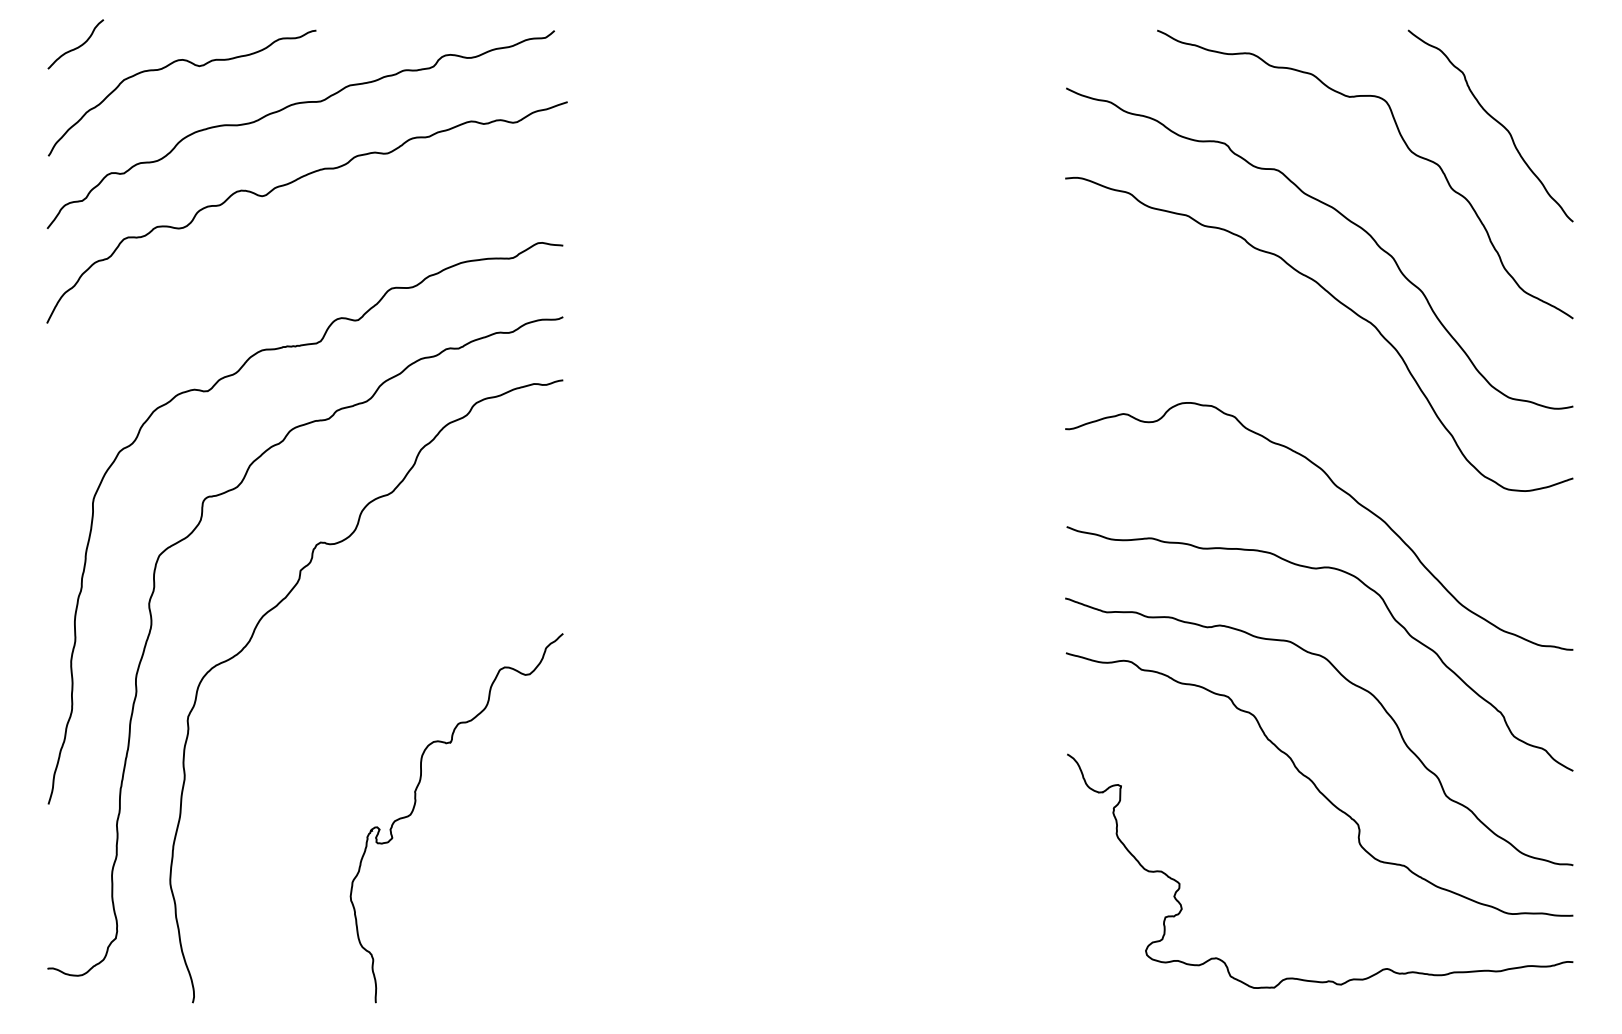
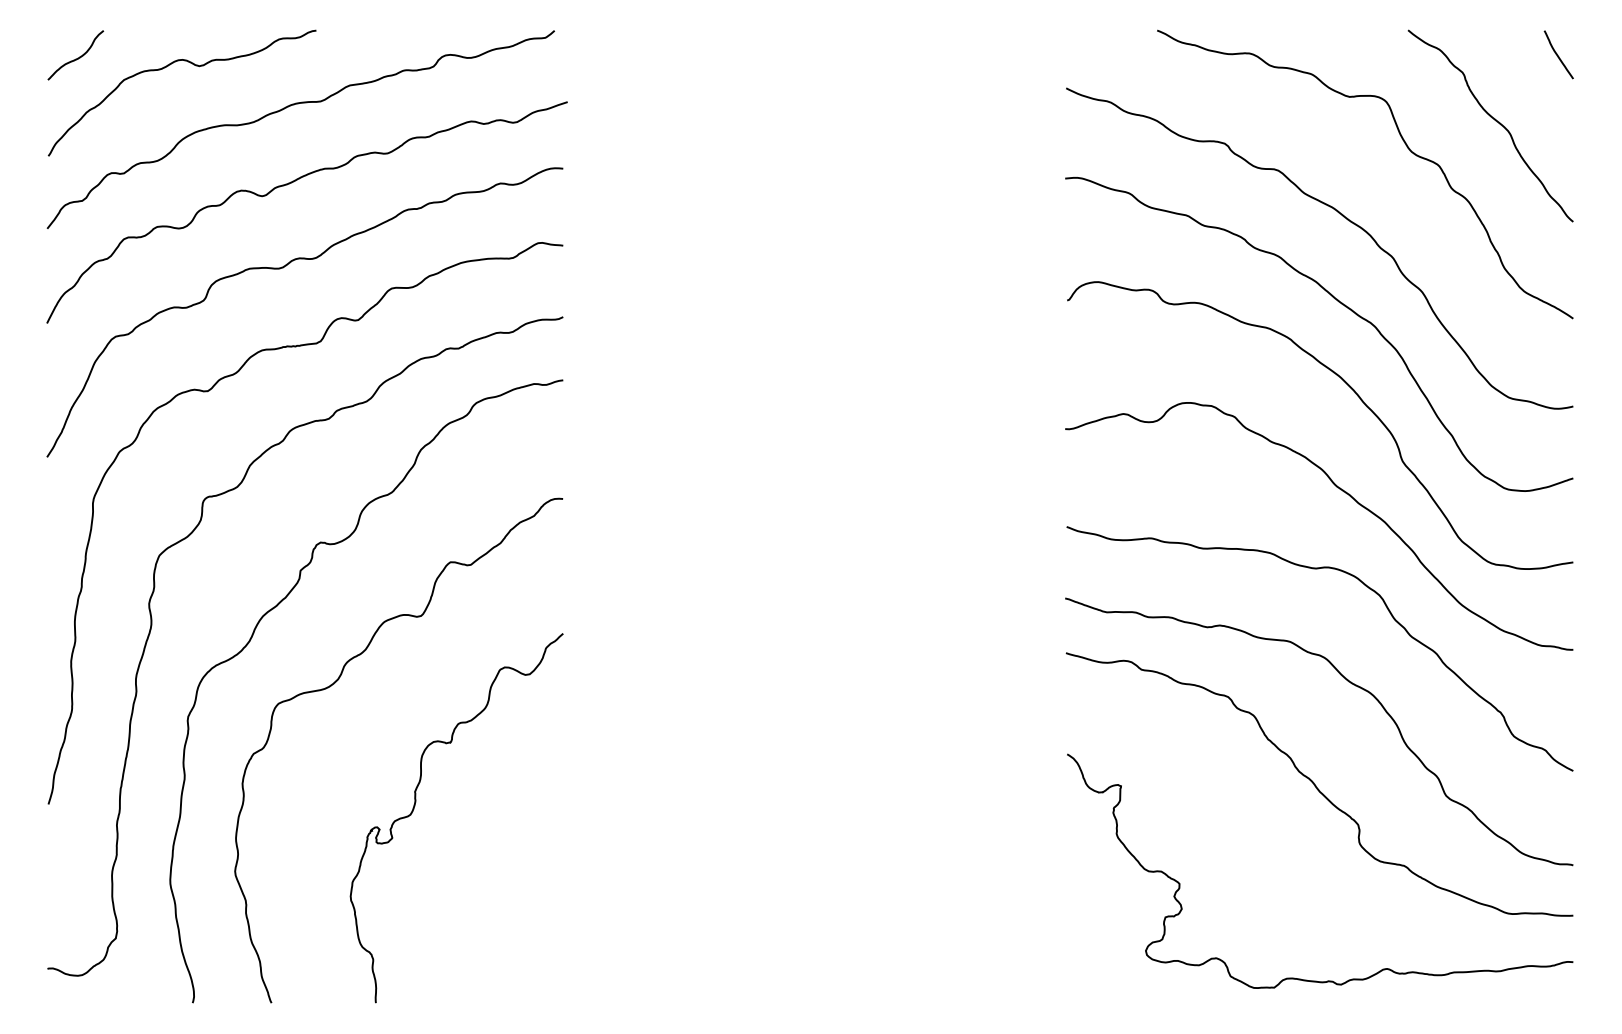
curve position: (77, 46) -> (77, 57) (77, 57)
curve: none -> present (1557, 54)
curve: none -> present (283, 268)
curve: none -> present (1356, 395)
curve: none -> present (334, 684)
